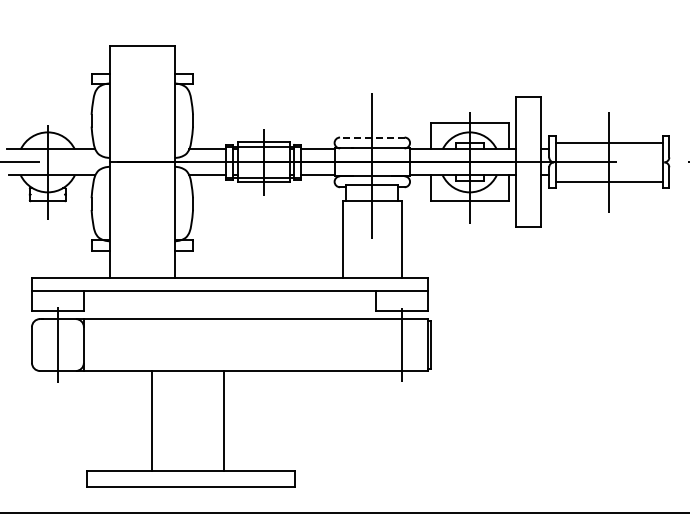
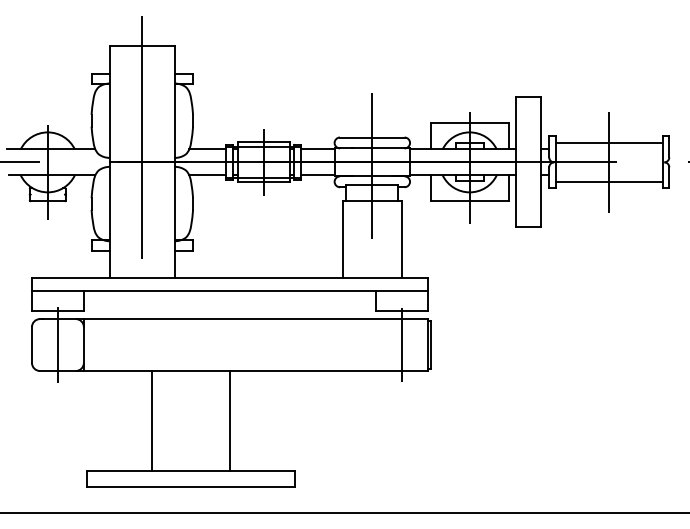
line: none -> present (142, 137)
line: dashed -> solid (371, 137)
line position: (223, 420) -> (229, 420) (229, 420)
